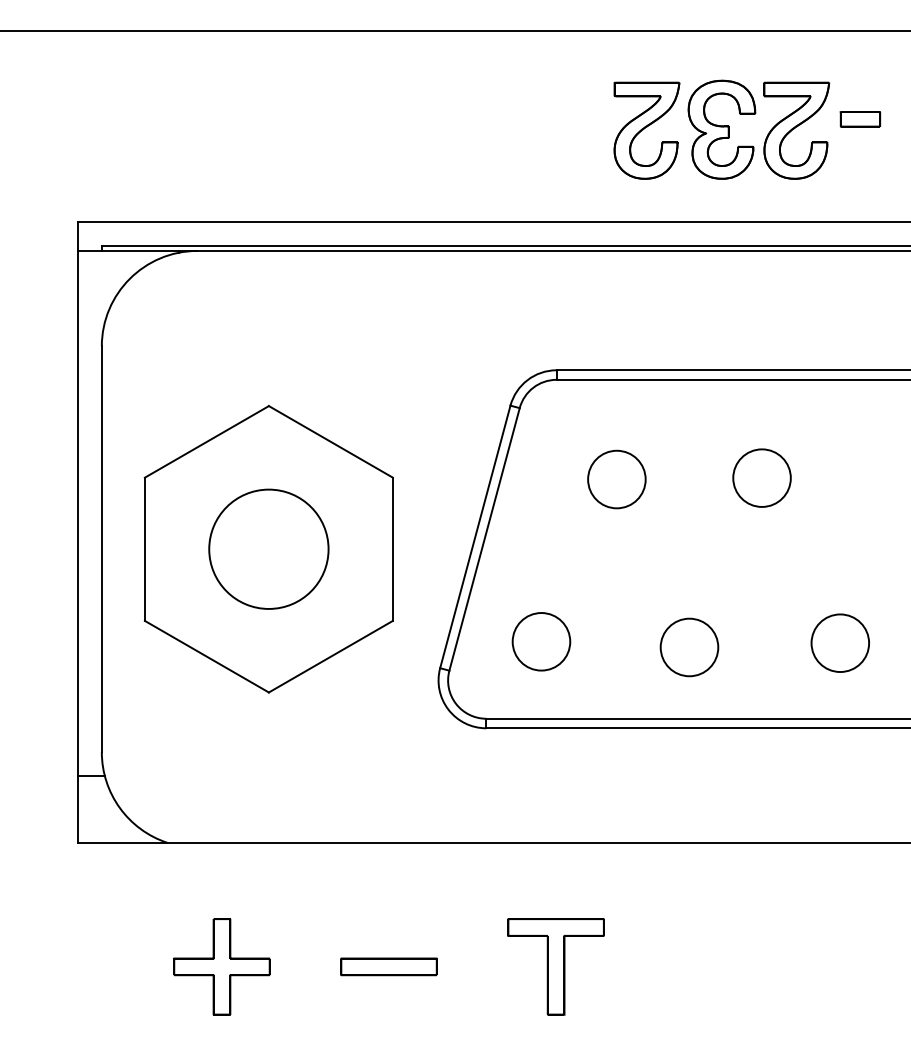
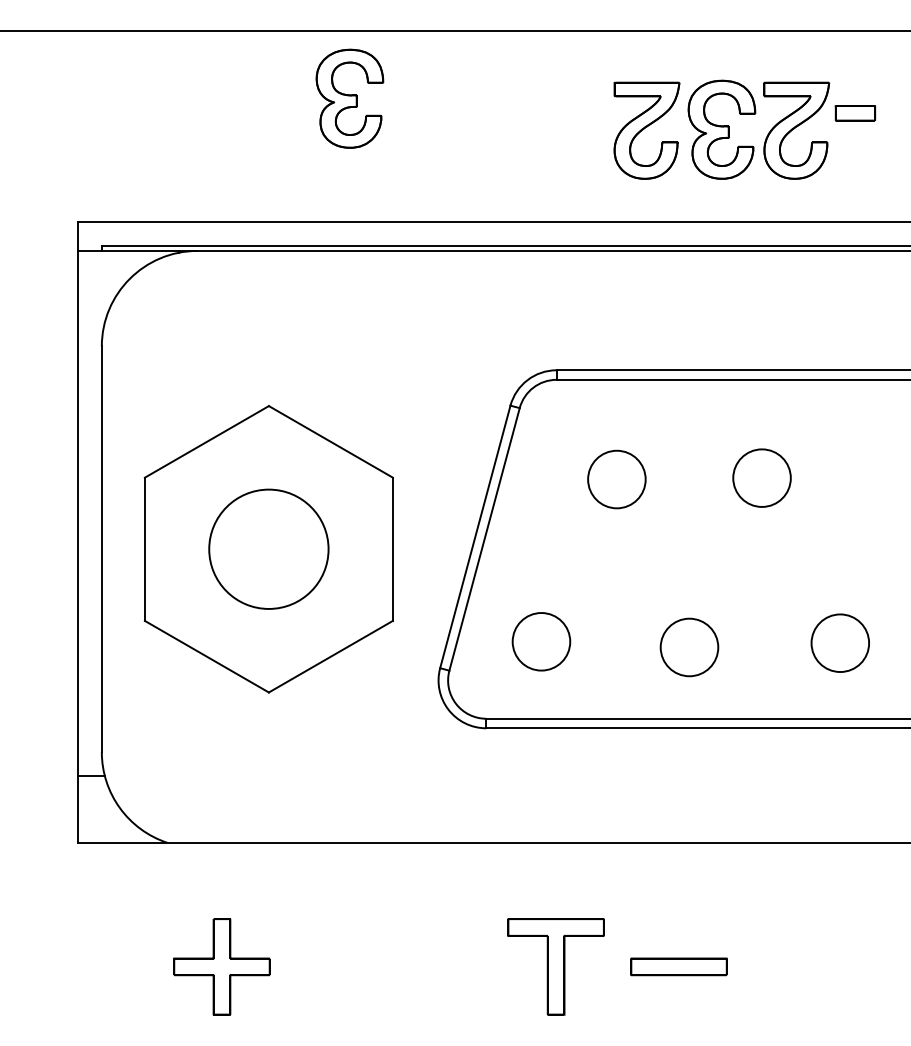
part: none -> present (349, 98)
part position: (860, 119) -> (855, 113) (855, 113)
part position: (388, 966) -> (678, 966) (678, 966)
